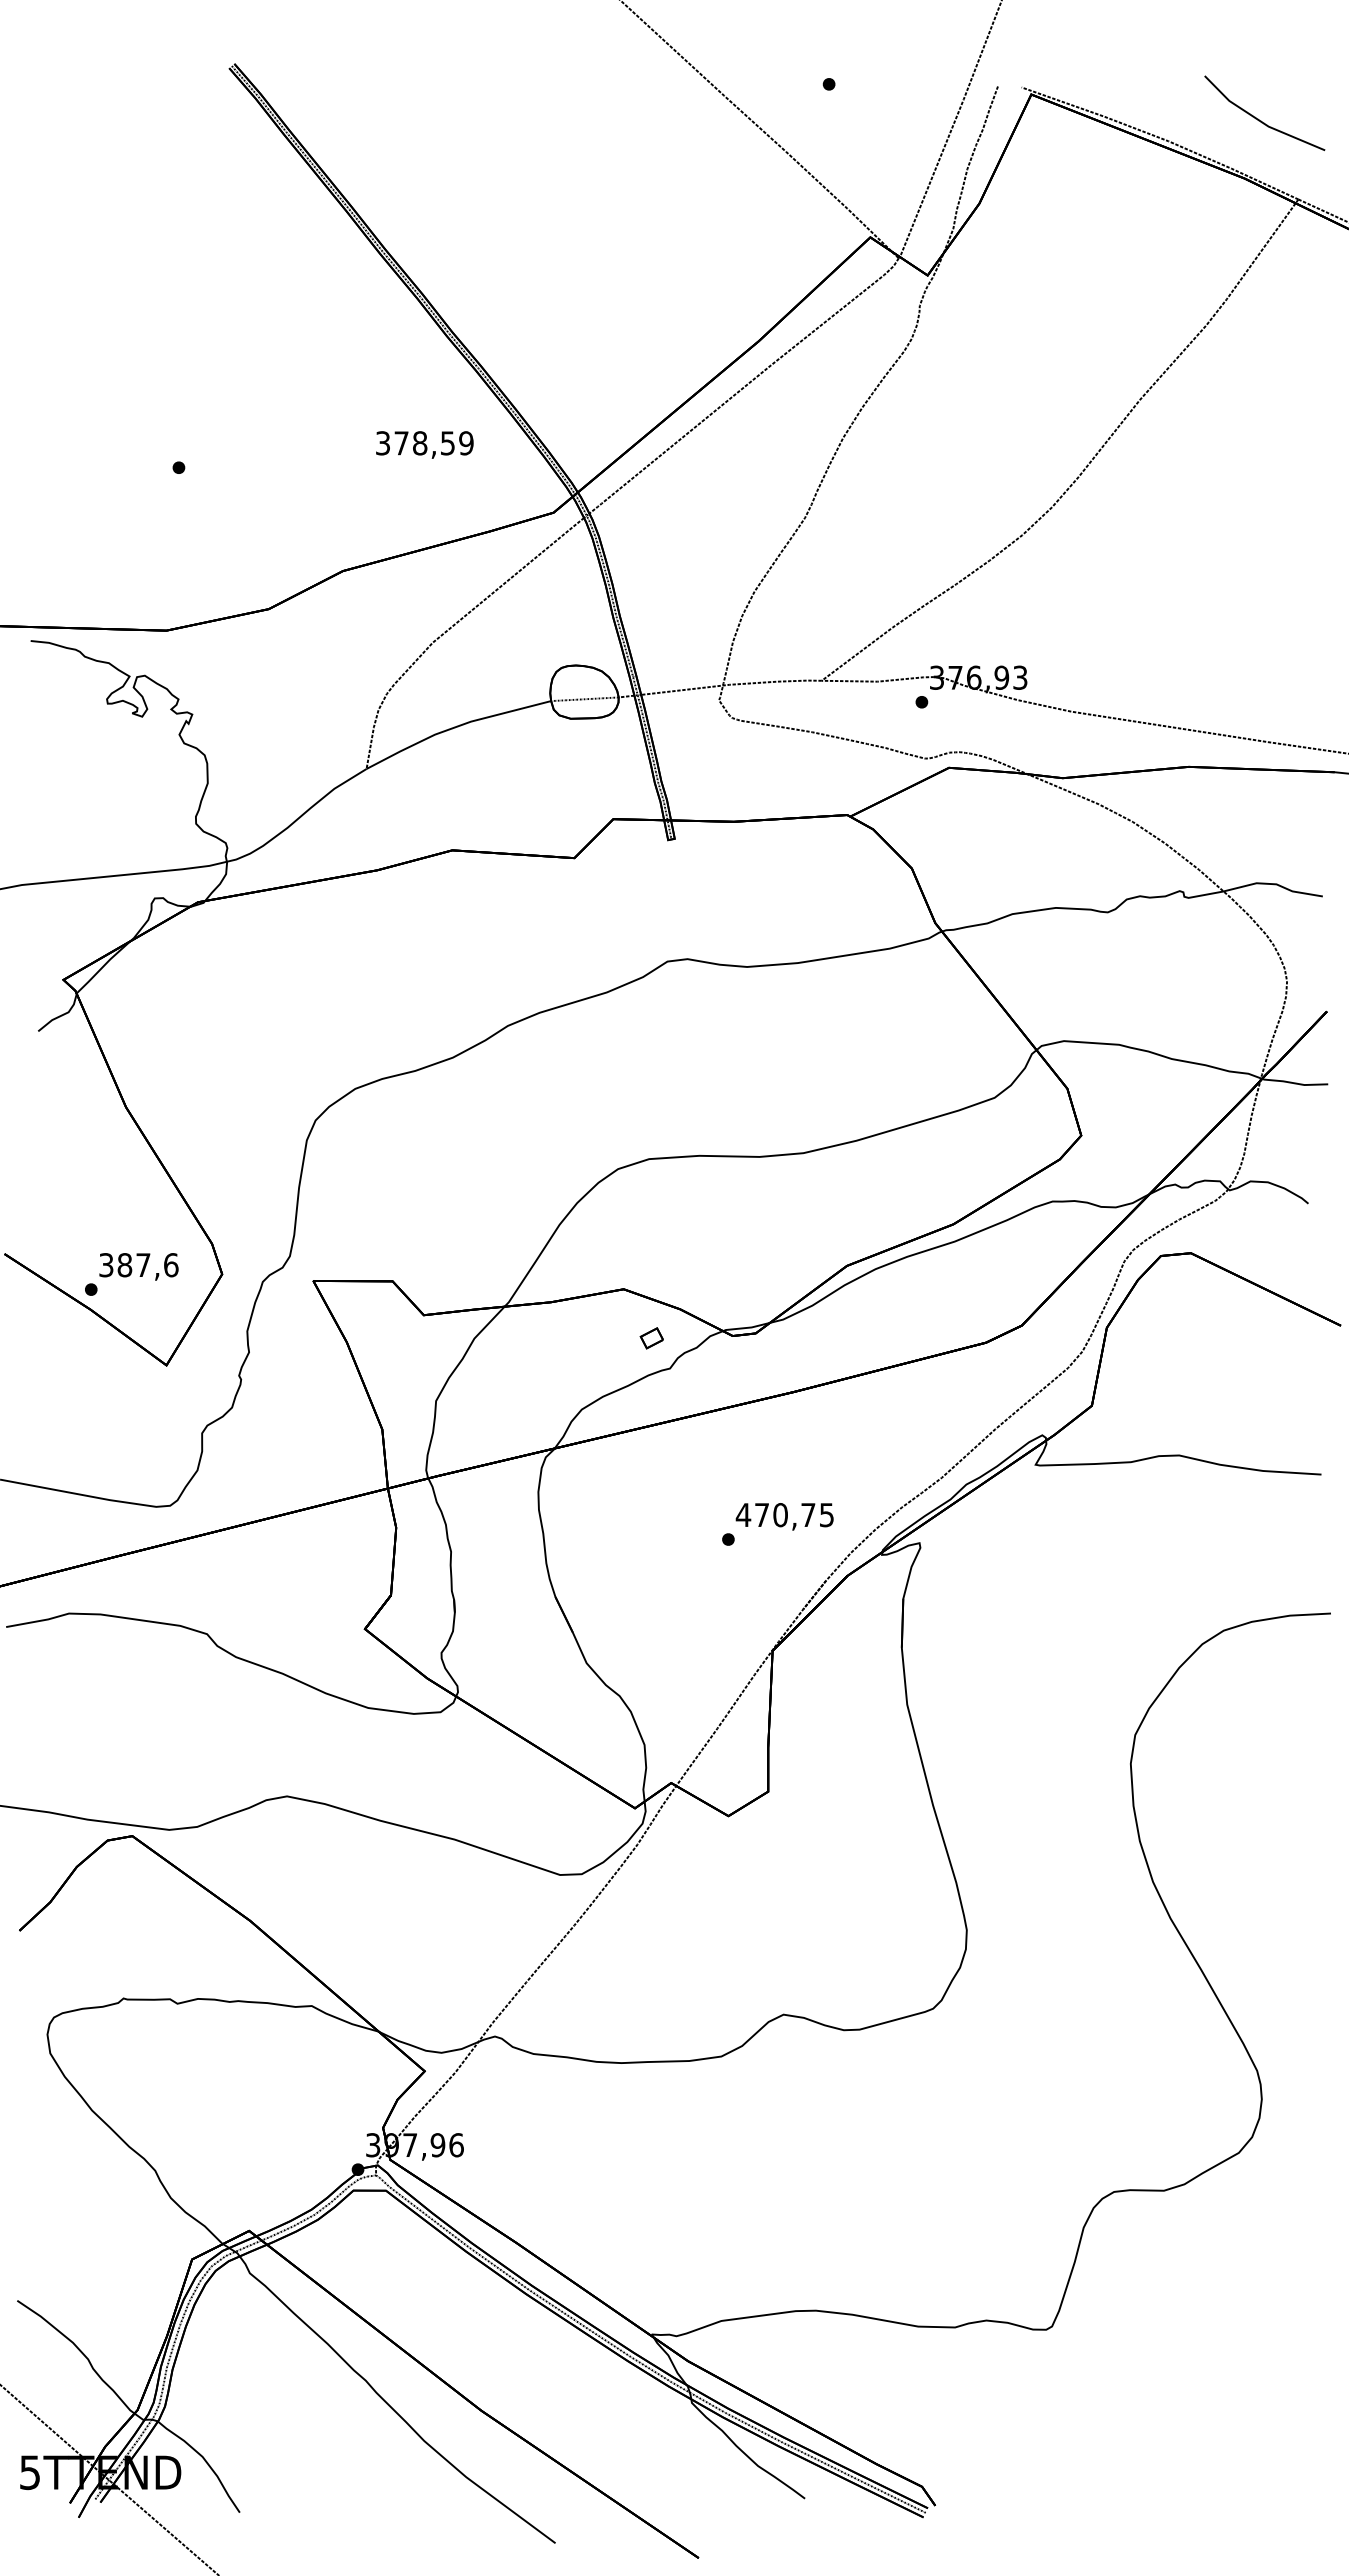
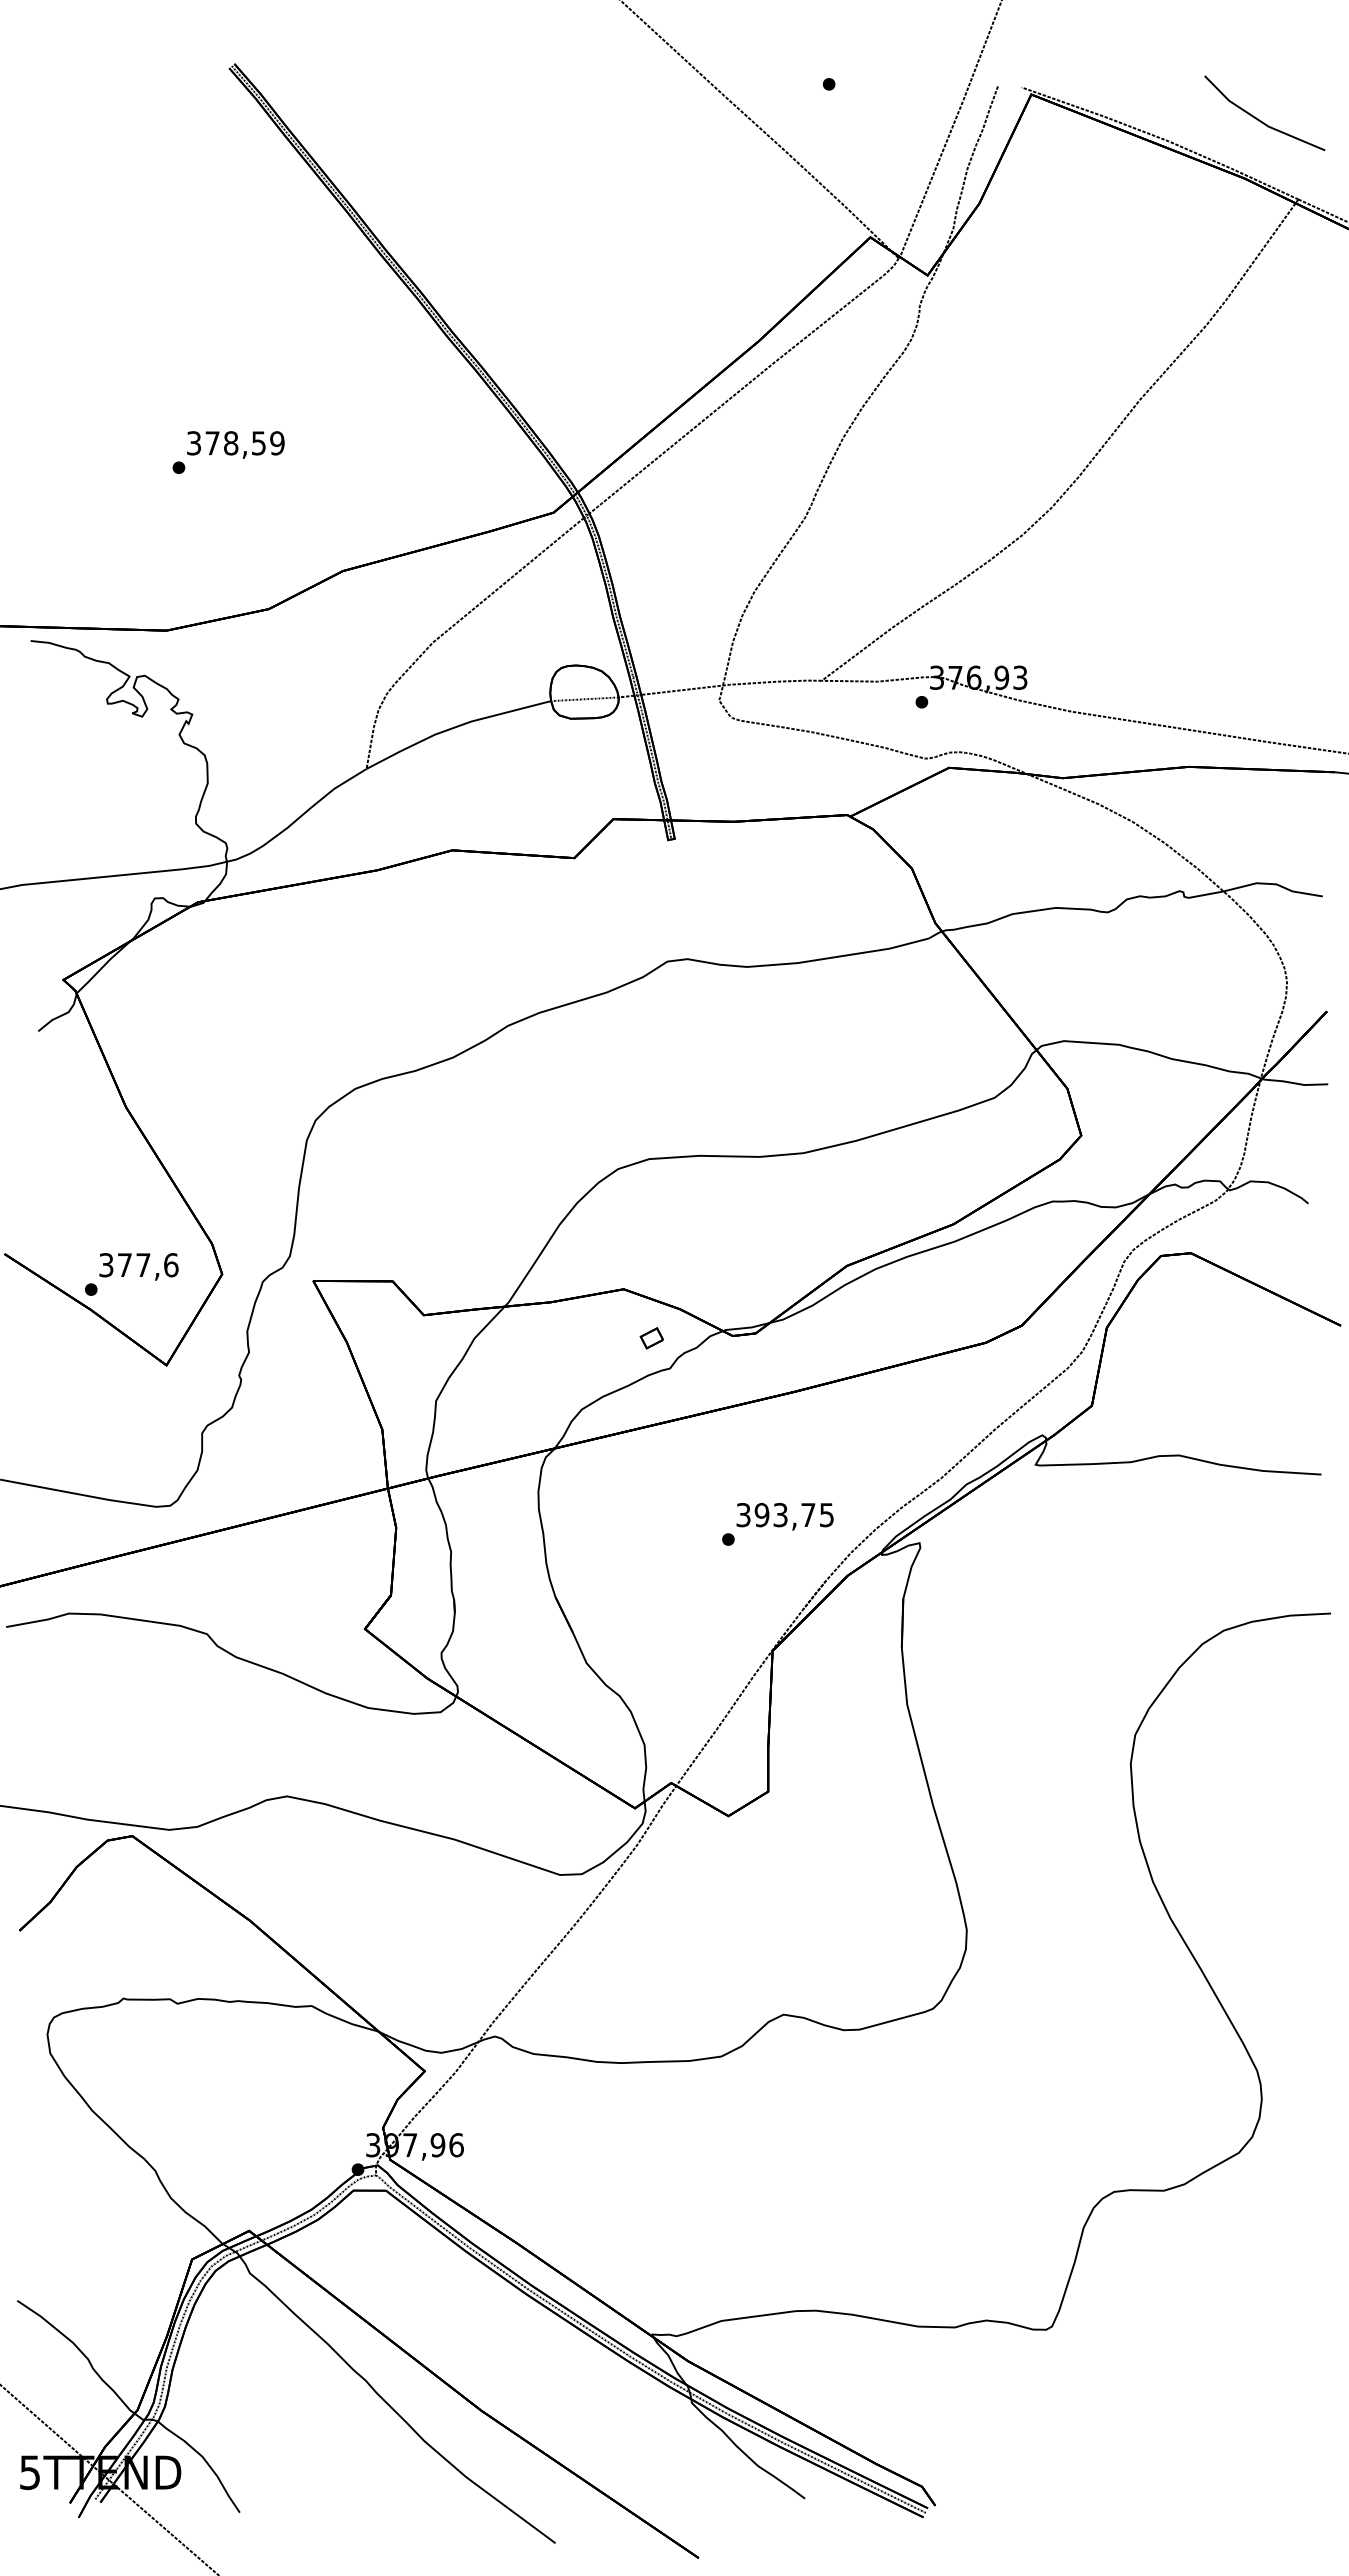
text position: (424, 444) -> (235, 444) (235, 444)
text: 387,6 -> 377,6 (124, 1265)
text: 470,75 -> 393,75 (761, 1515)
